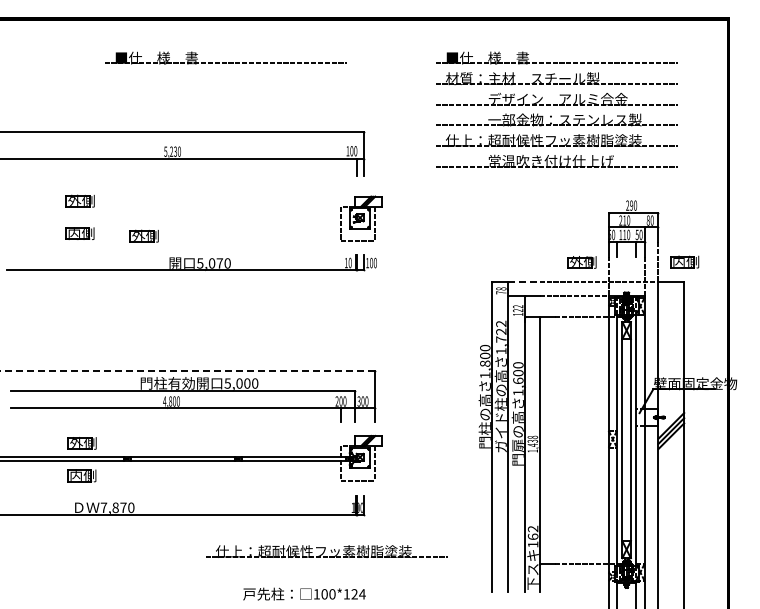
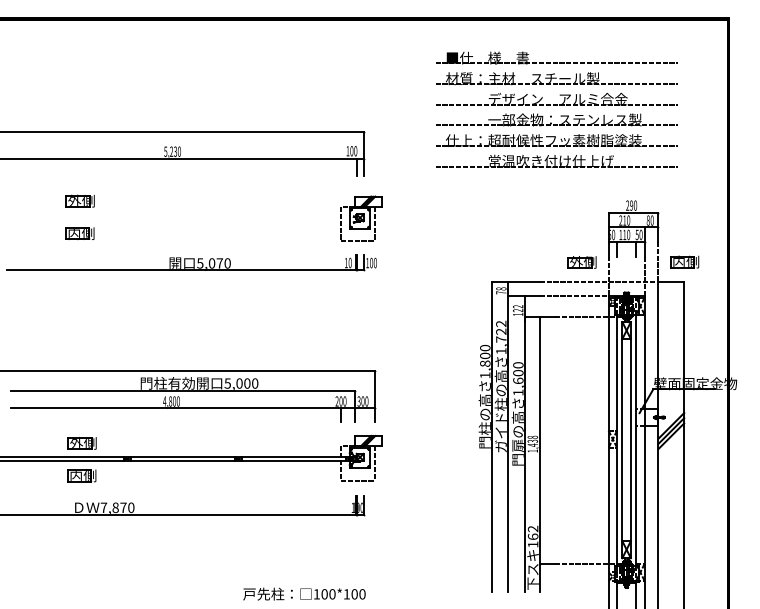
part: present -> none (225, 57)
part: present -> none (143, 235)
line: dashed -> solid (523, 282)
line: dashed -> solid (187, 370)
part: present -> none (326, 551)
text: 100*124 -> 100*100 (358, 594)
